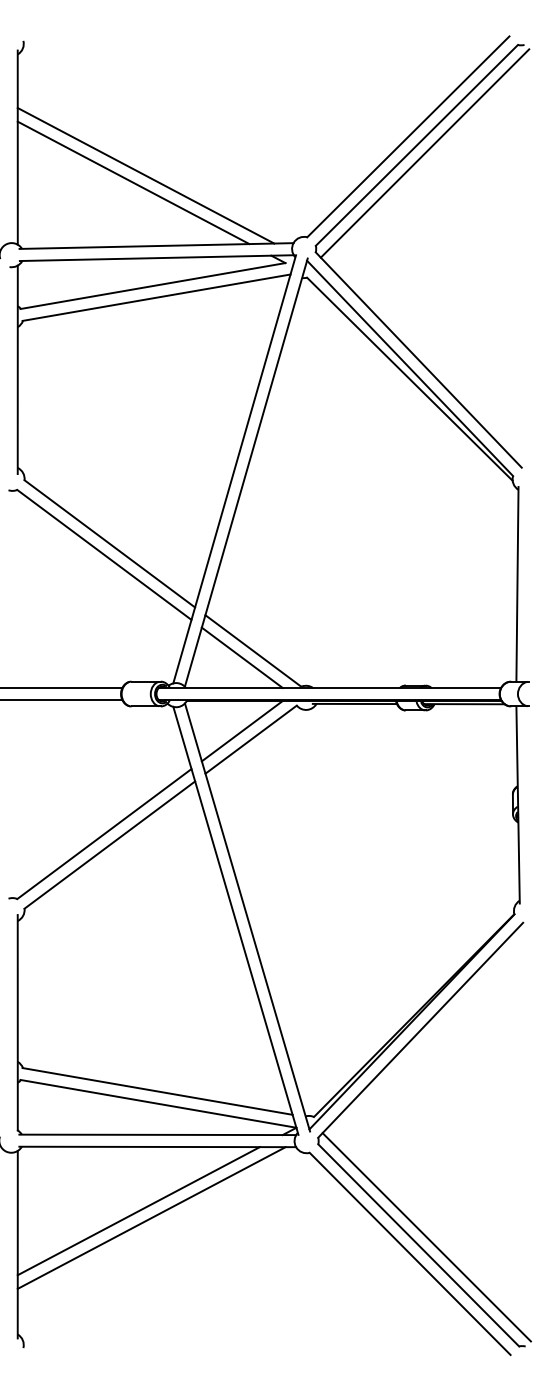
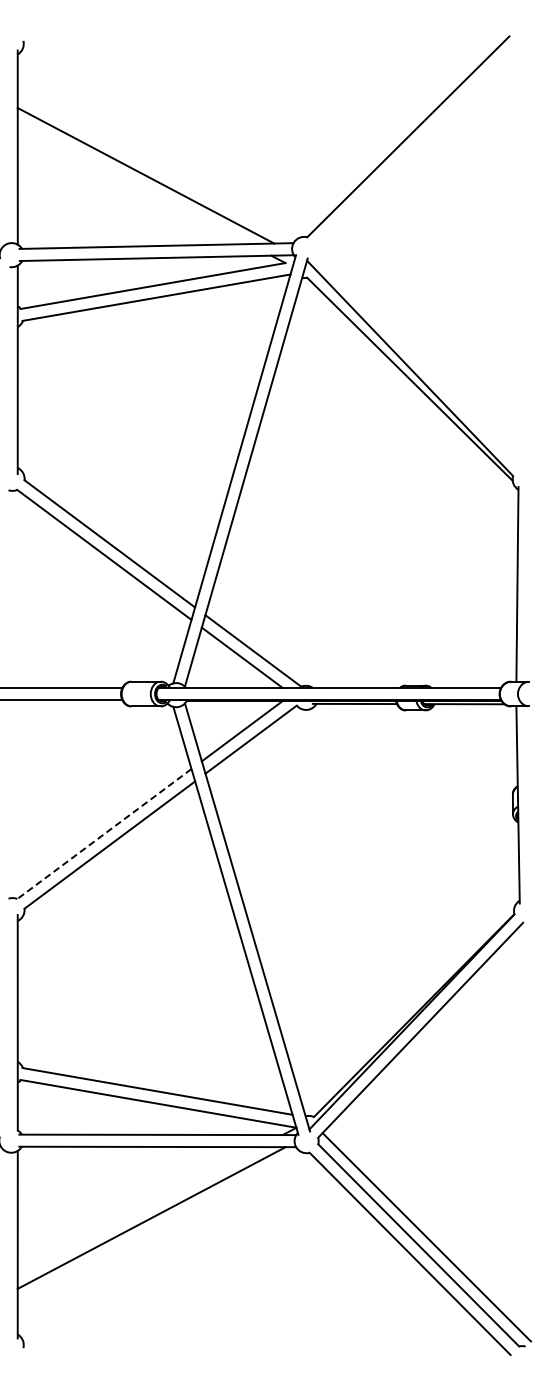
line: present -> none (133, 182)
part: present -> none (373, 206)
line: solid -> dashed (104, 834)
line: present -> none (138, 1211)
